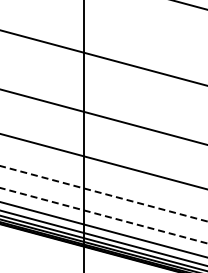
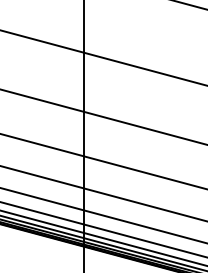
line: dashed -> solid (104, 194)
line: dashed -> solid (104, 215)
